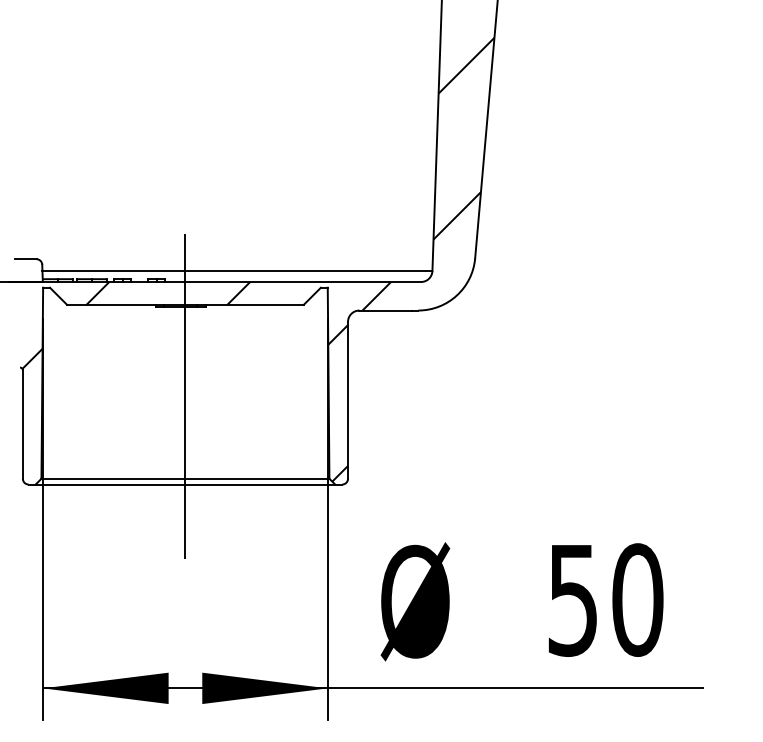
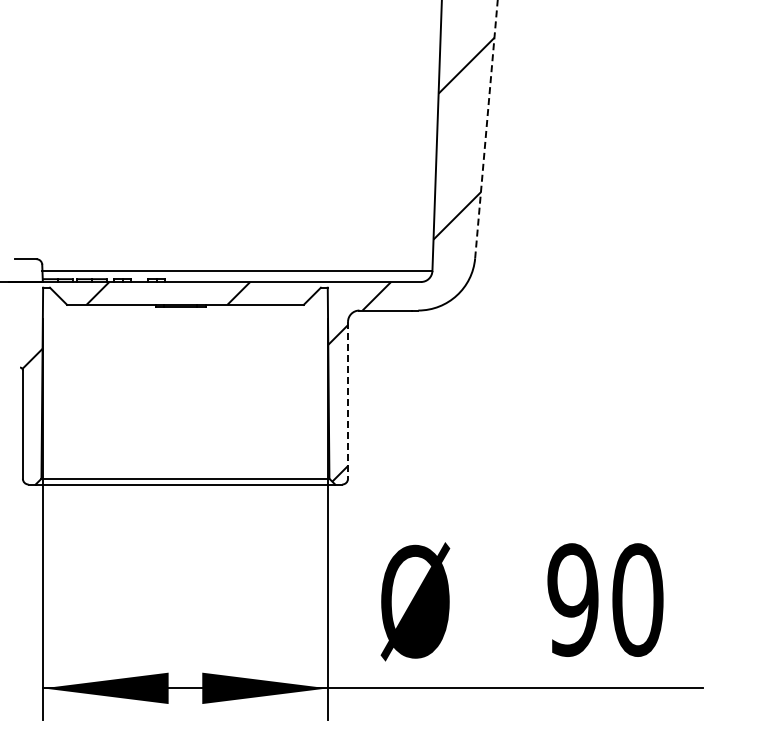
line: solid -> dashed (486, 129)
line: present -> none (185, 396)
line: solid -> dashed (348, 400)
text: 50 -> 90 (572, 599)
